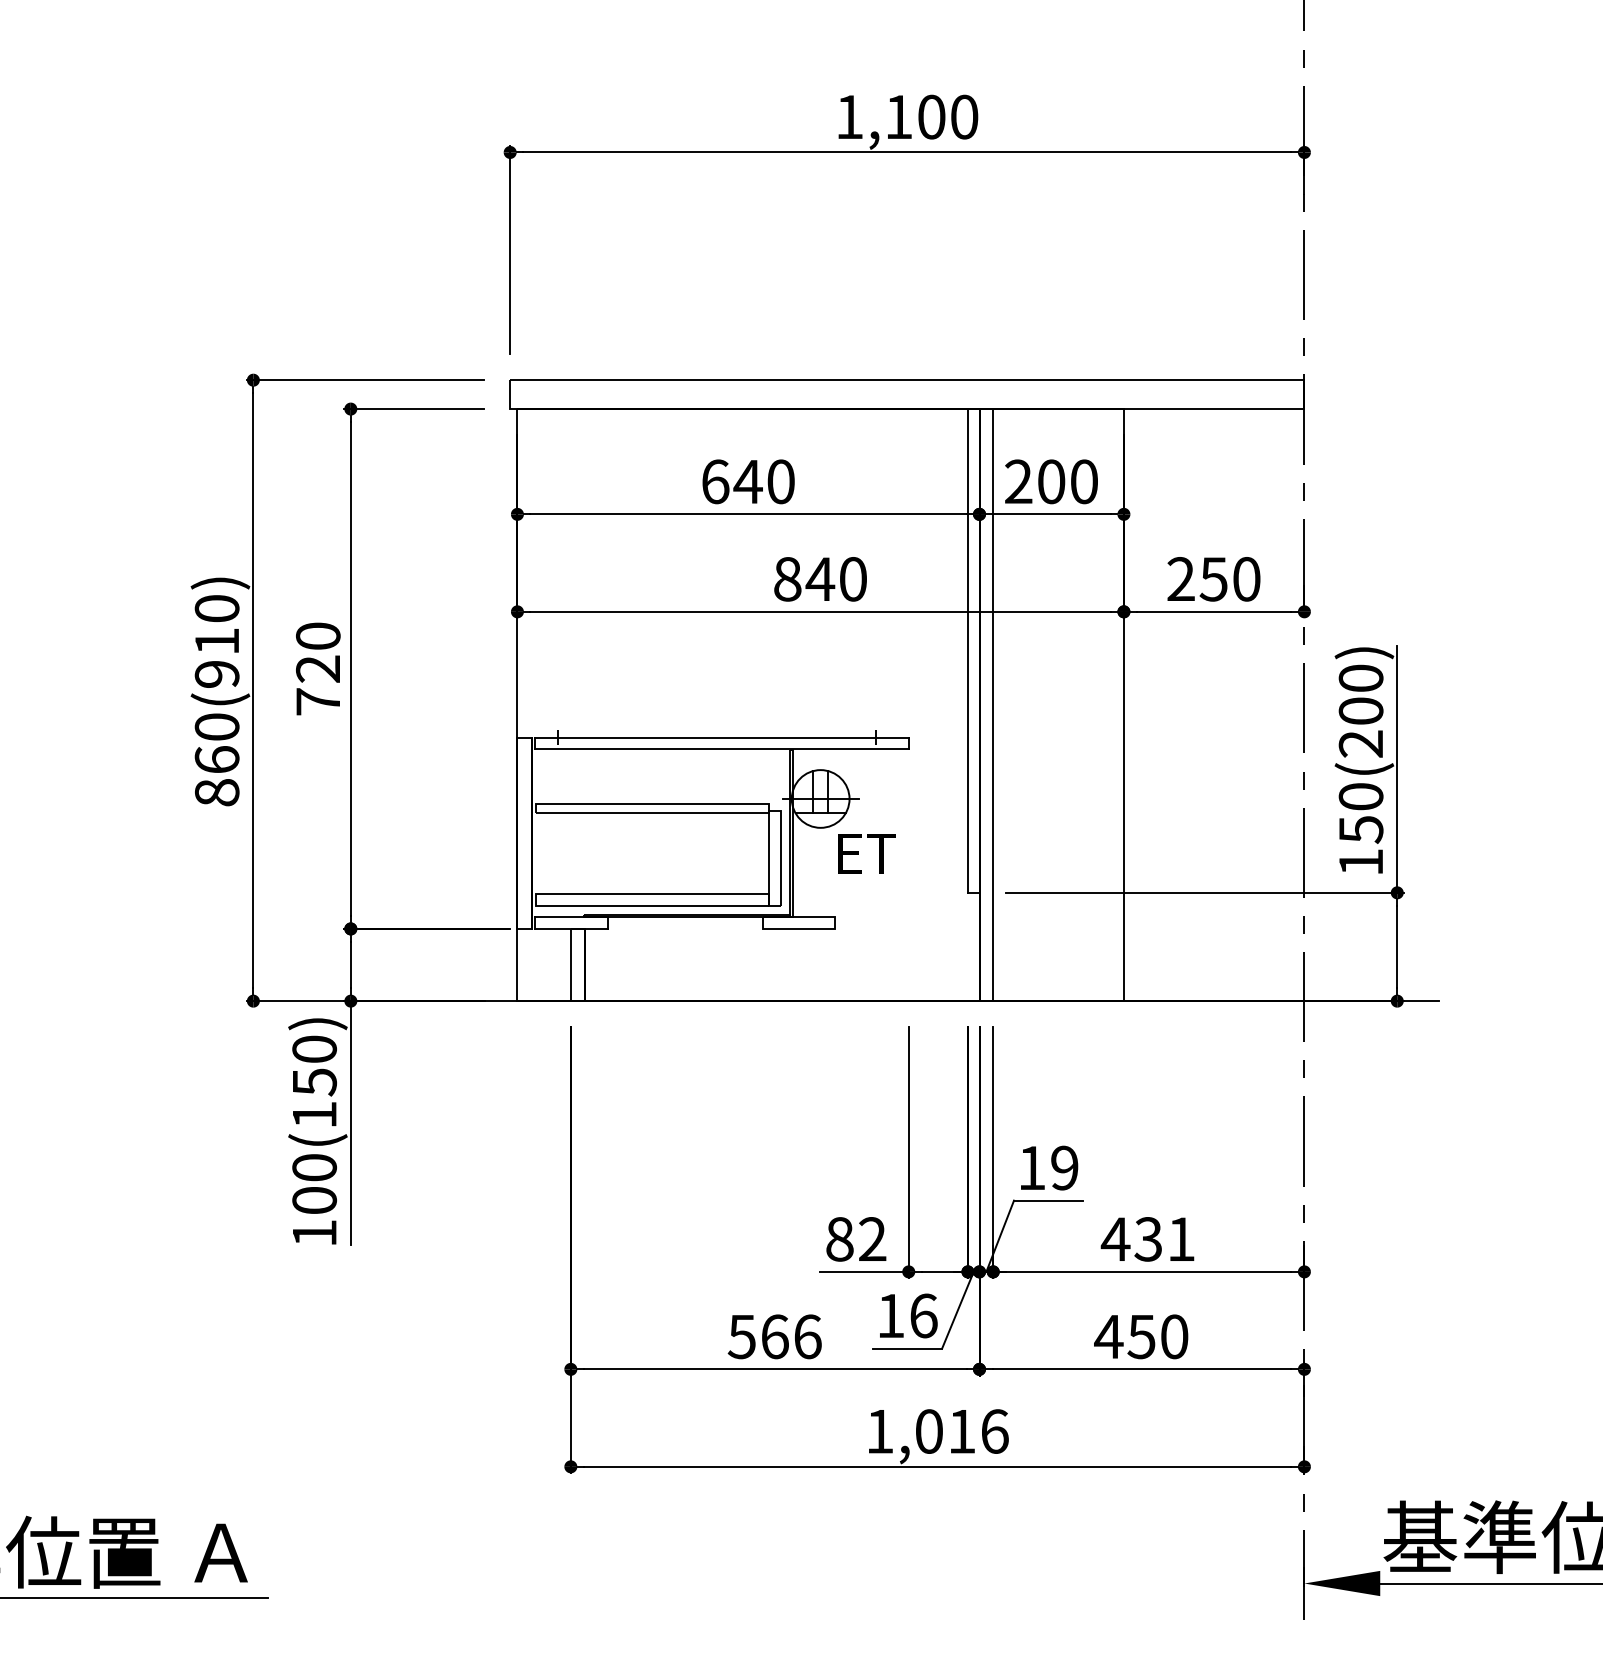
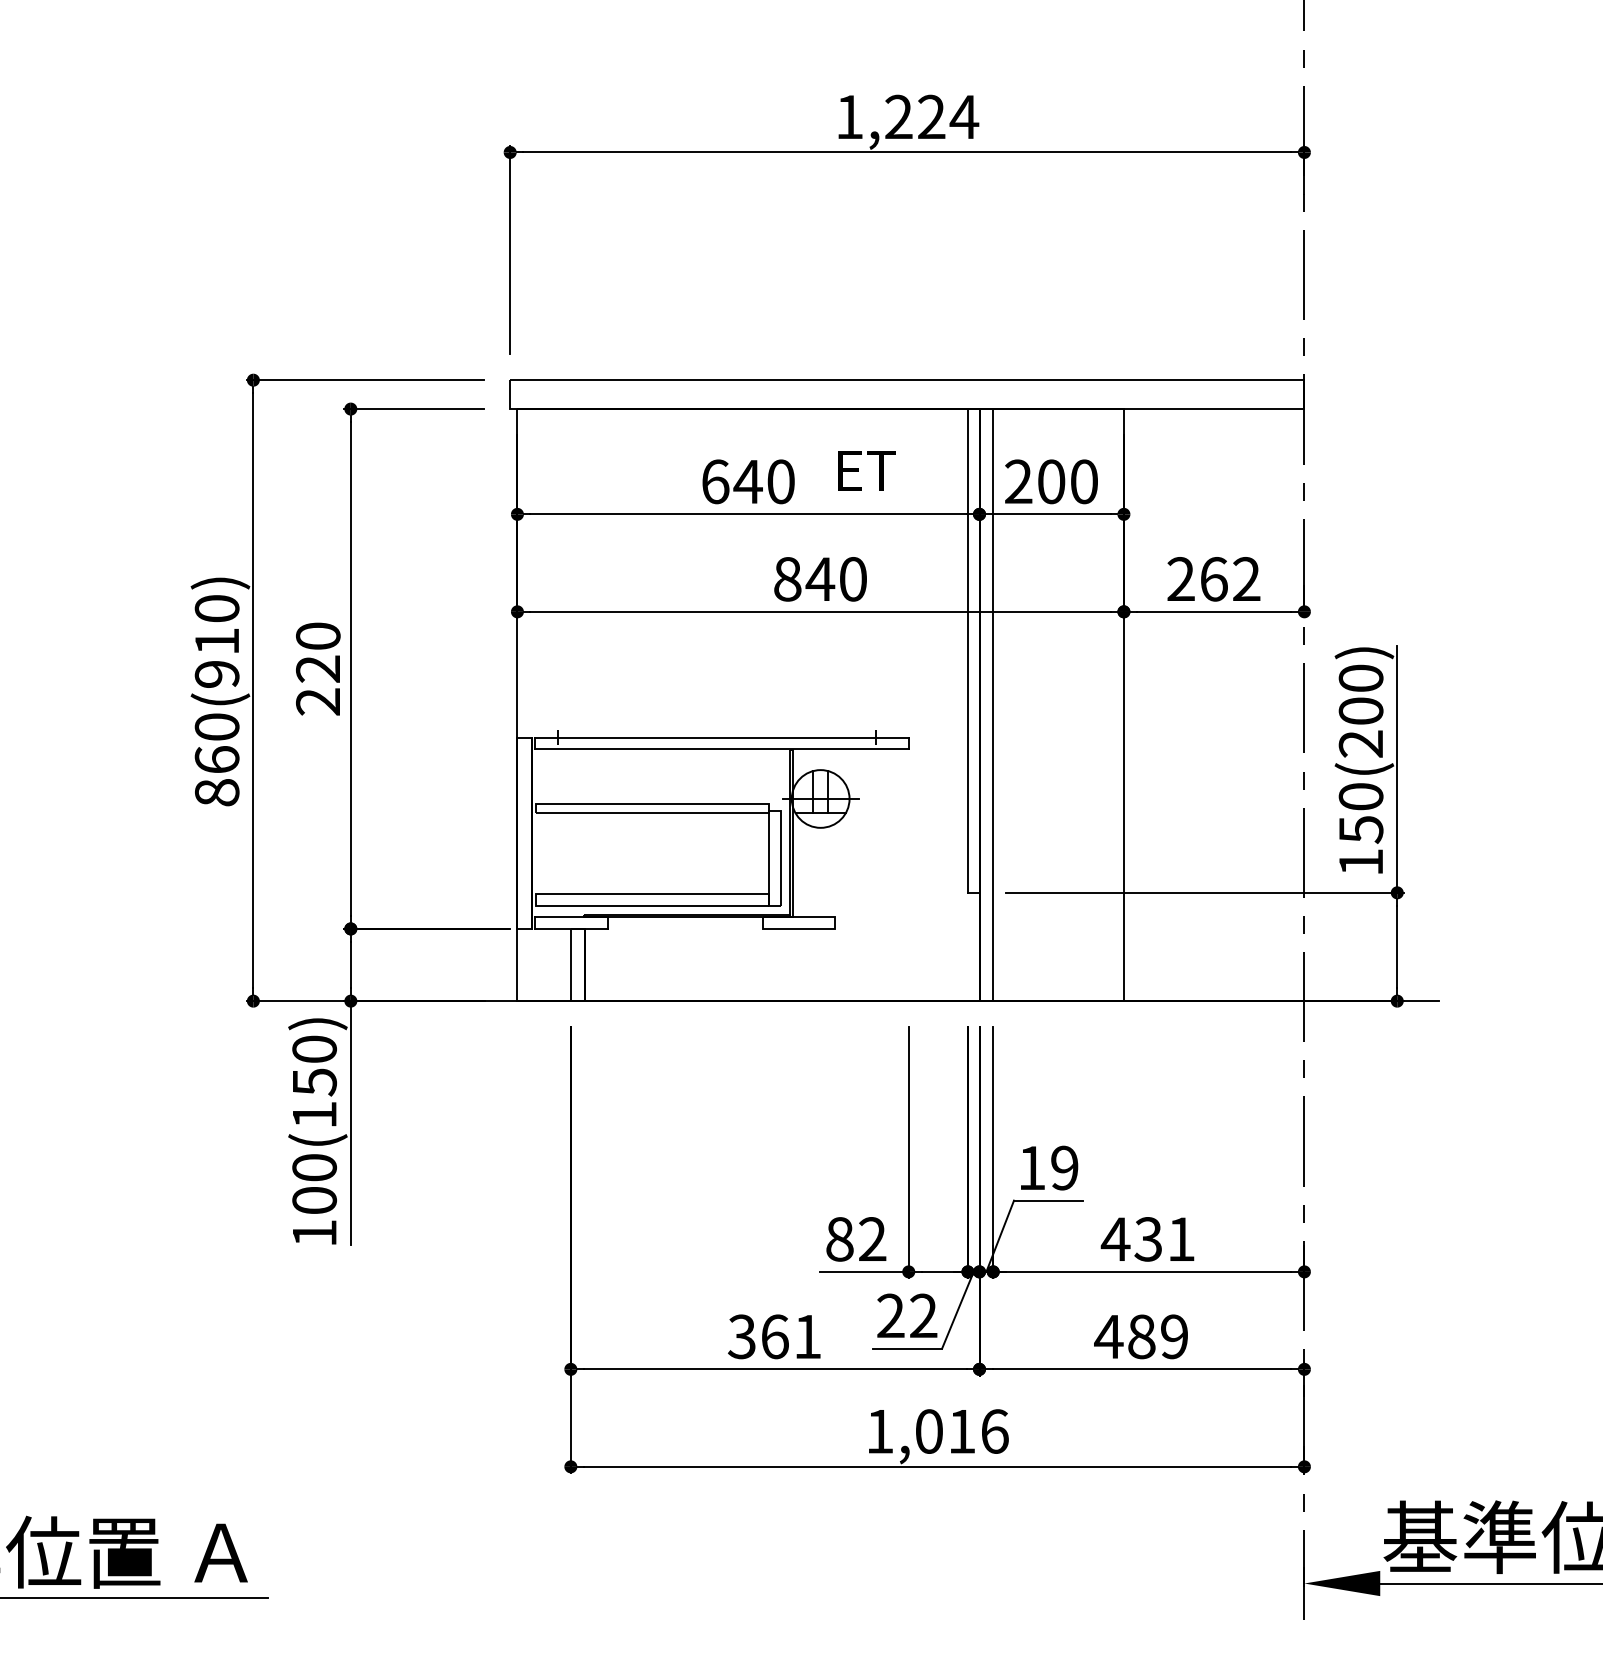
text: 1,100 -> 1,224 (932, 116)
text: 250 -> 262 (1229, 579)
text: 720 -> 220 (317, 701)
text position: (866, 853) -> (866, 470) (866, 470)
text: 16 -> 22 (907, 1315)
text: 566 -> 361 (774, 1336)
text: 450 -> 489 (1157, 1336)
